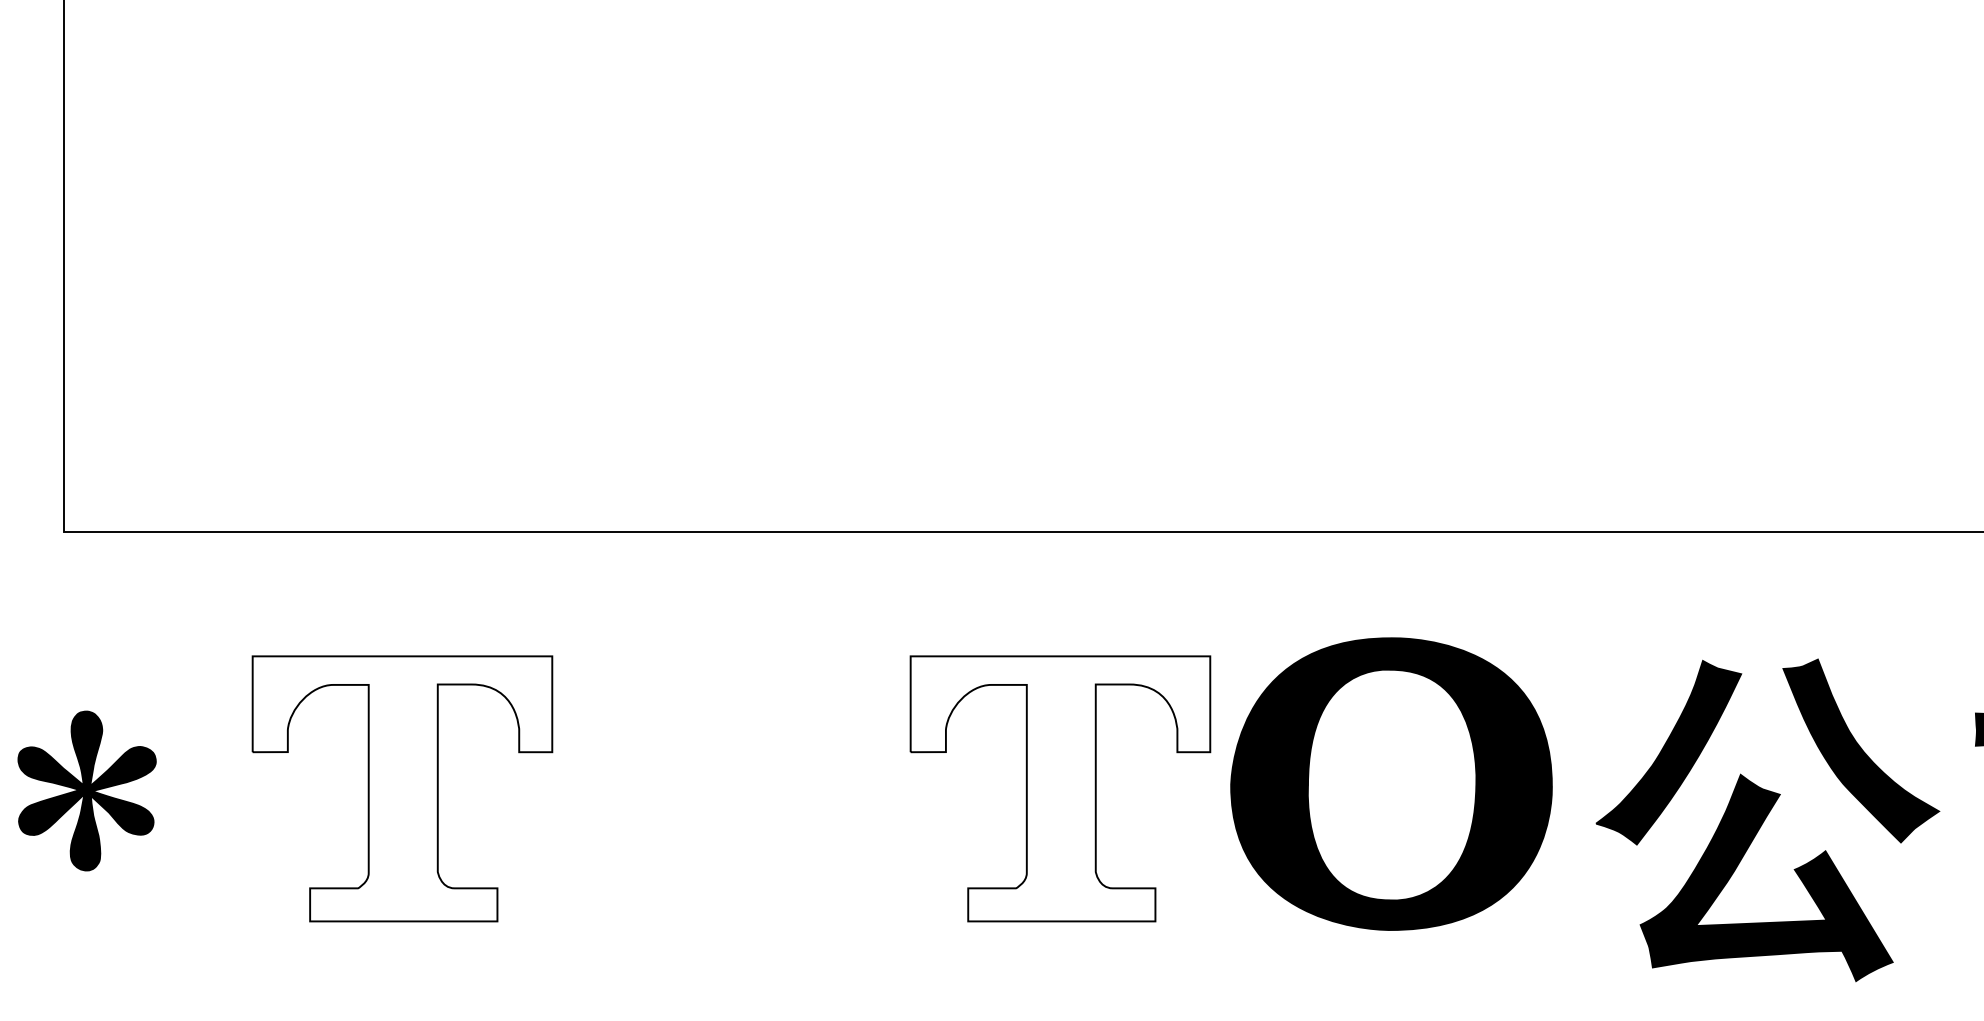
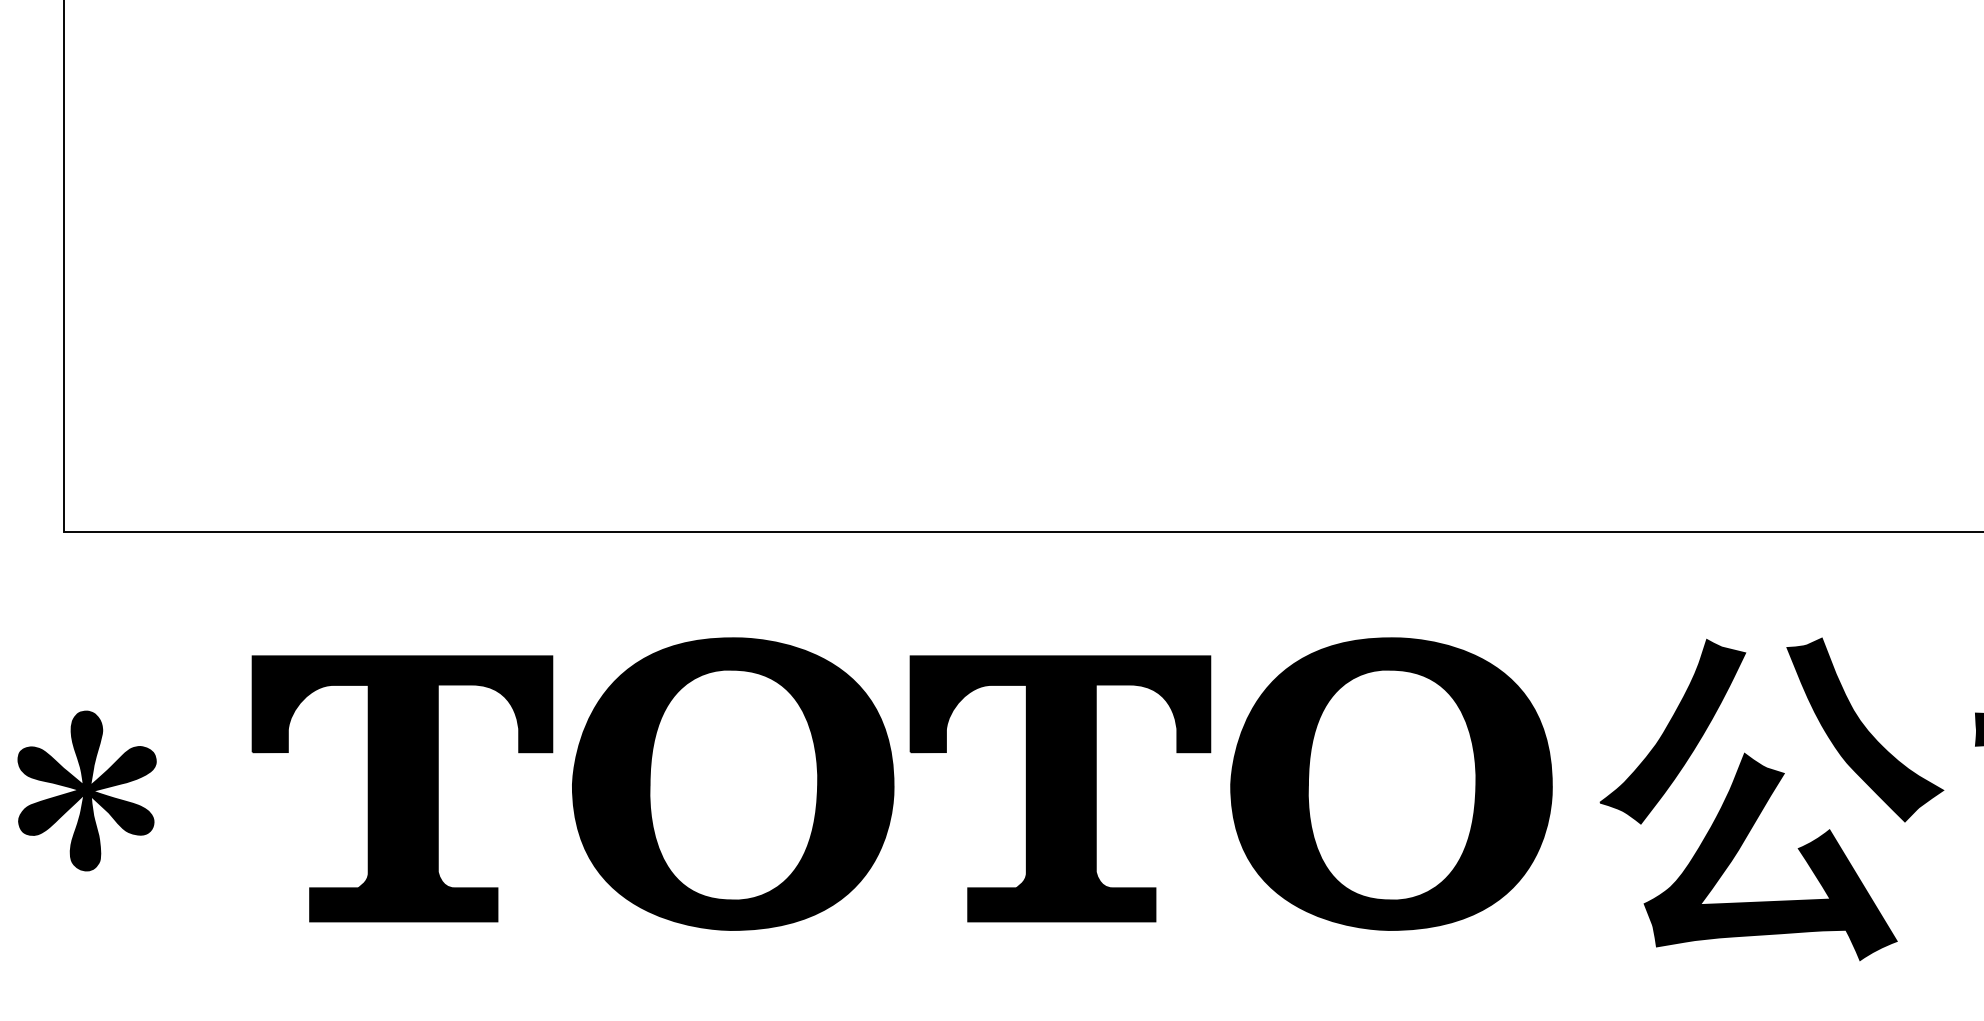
part: none -> present (733, 783)
fill: none -> present (402, 788)
fill: none -> present (1060, 788)
part position: (1767, 820) -> (1771, 799) (1771, 799)
